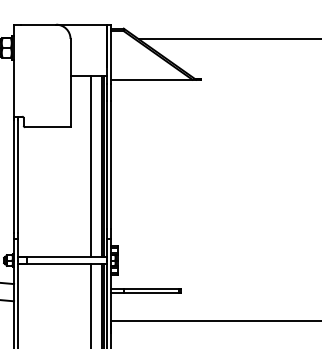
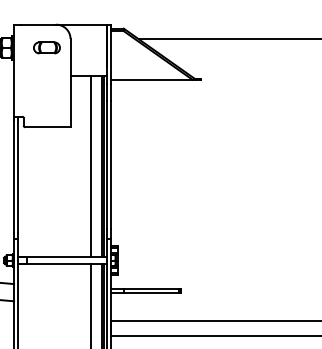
part: none -> present (46, 47)
line: none -> present (214, 335)
